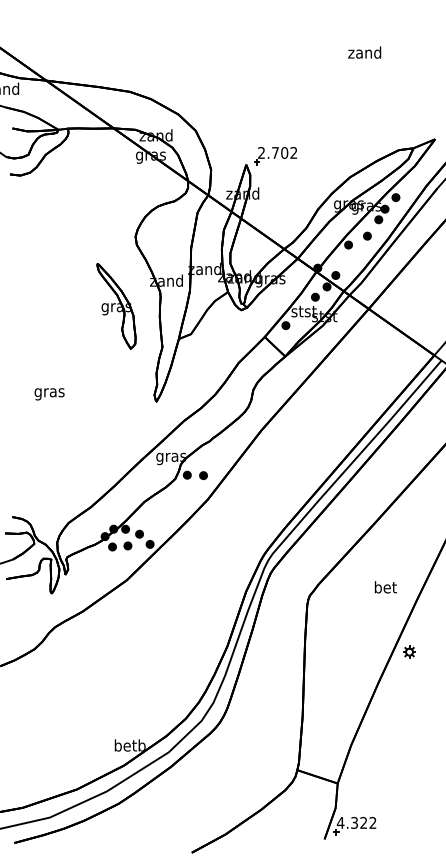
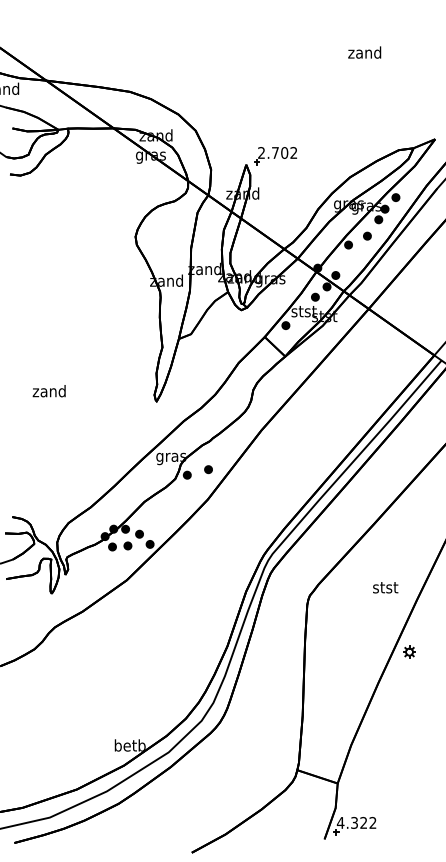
part: present -> none (116, 306)
text: gras -> zand (48, 392)
part position: (203, 475) -> (208, 469) (208, 469)
text: bet -> stst (385, 587)
